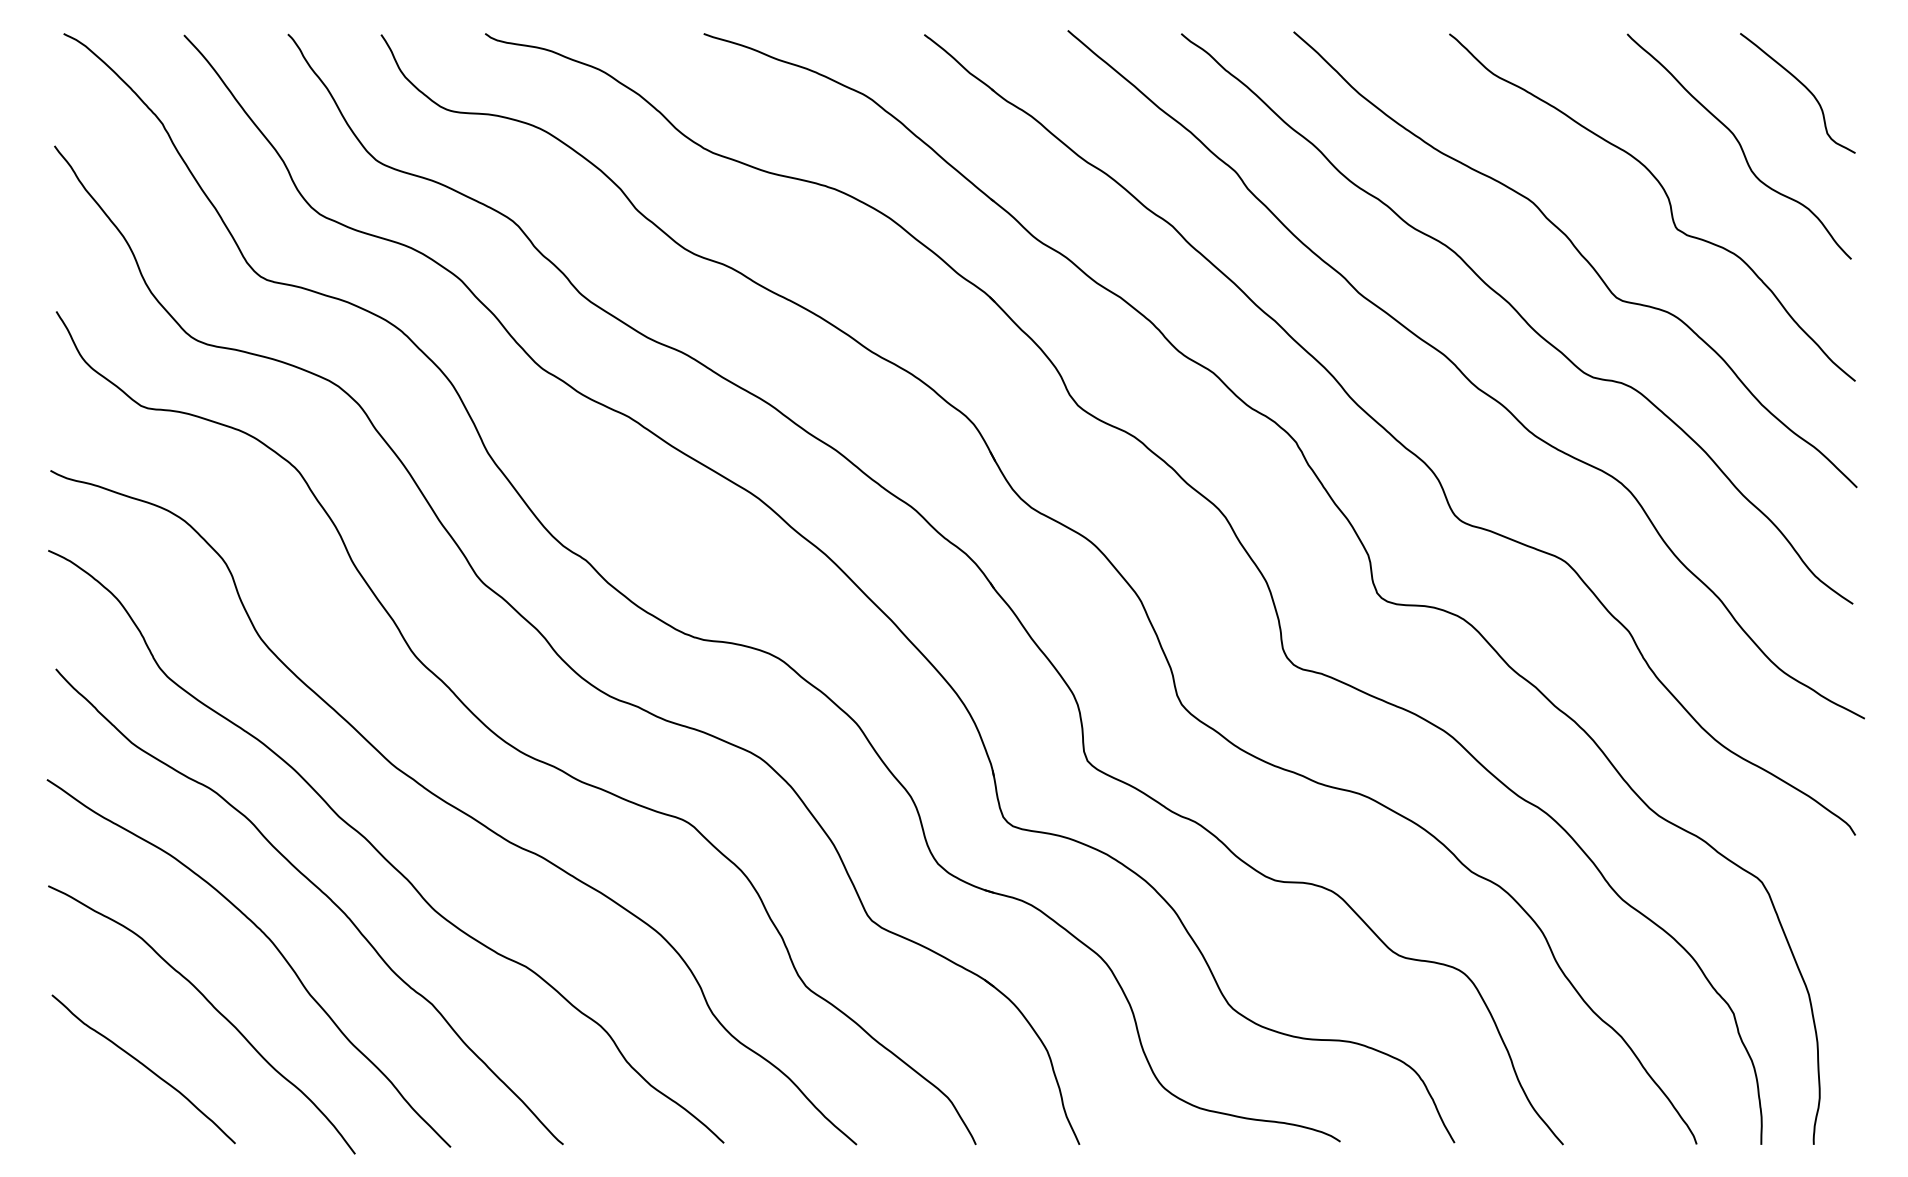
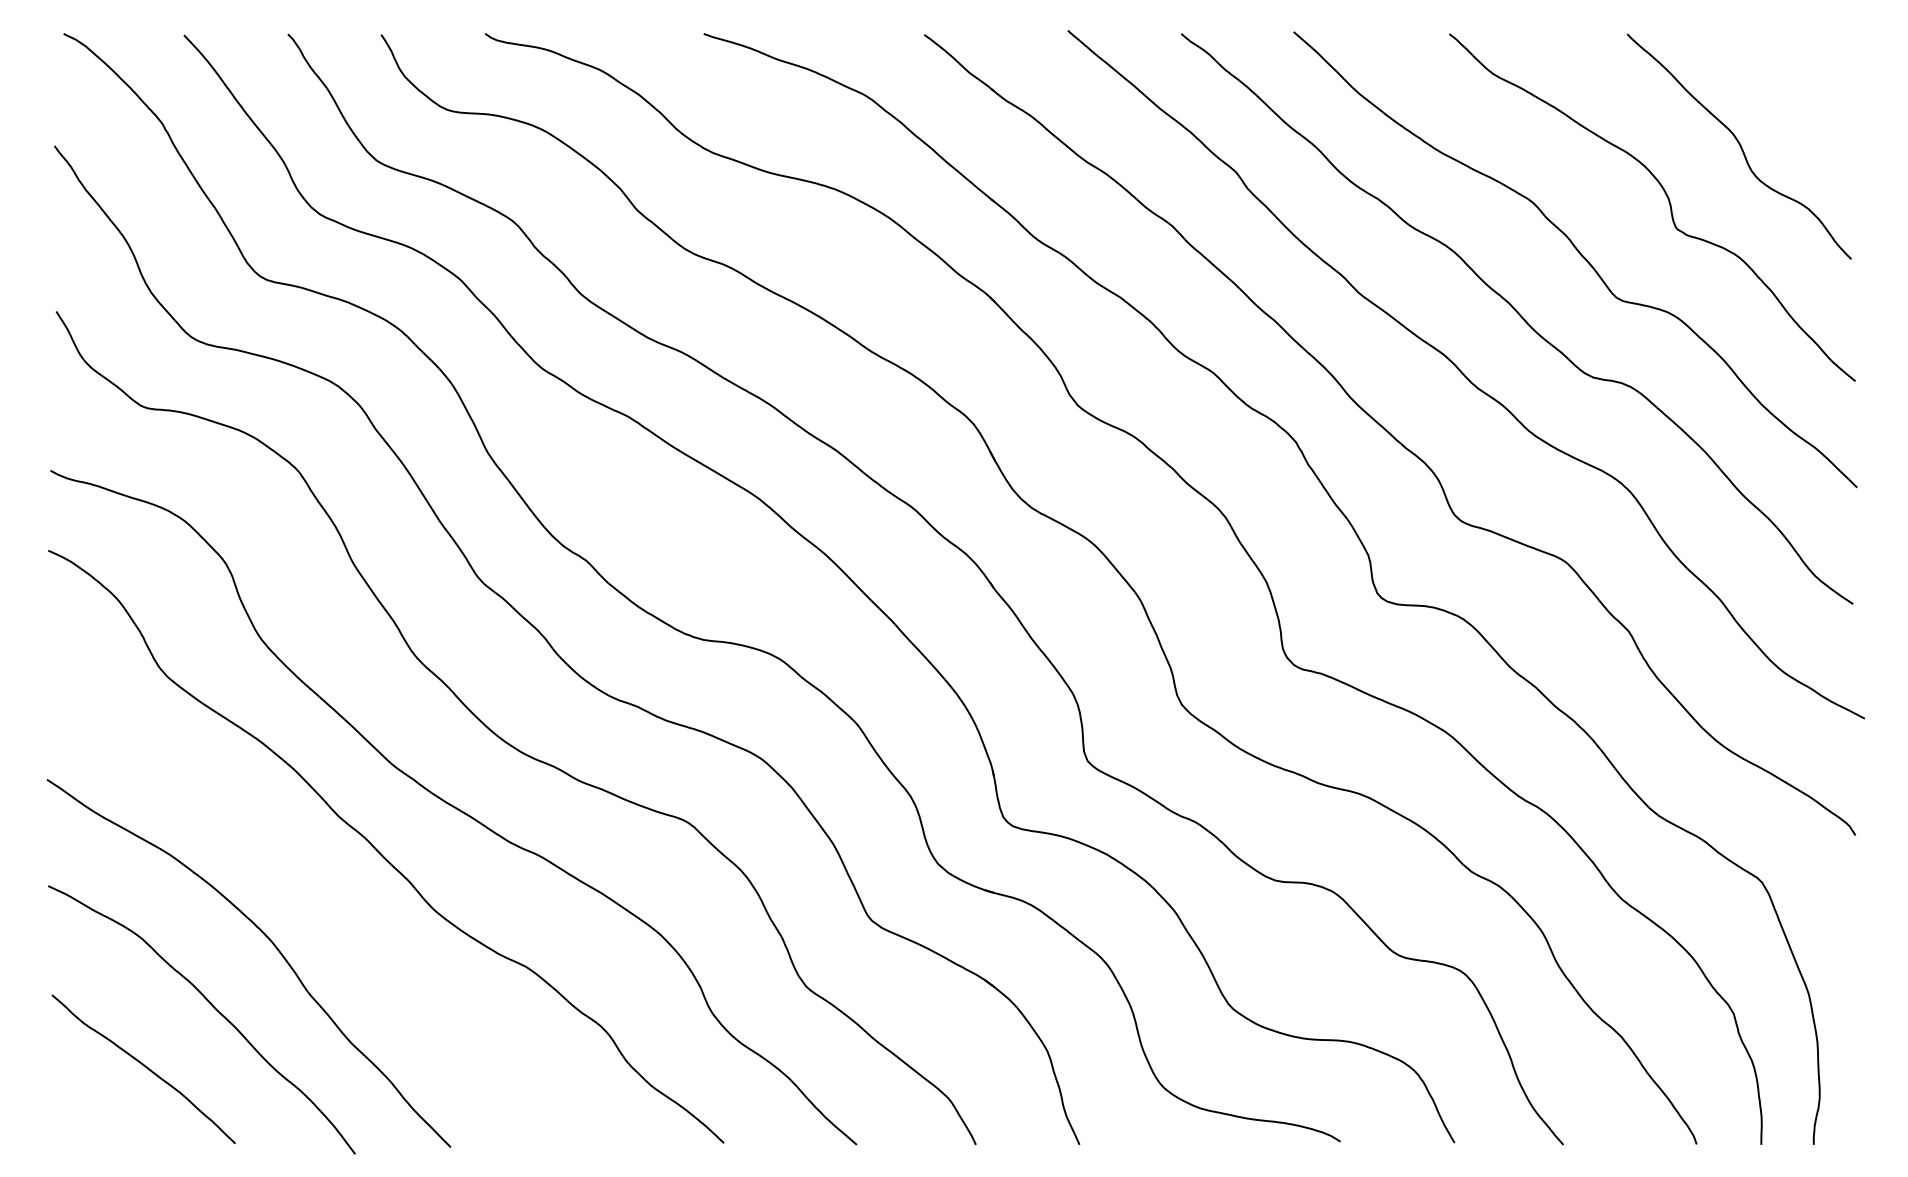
curve: present -> none (1803, 86)
curve: present -> none (322, 893)
